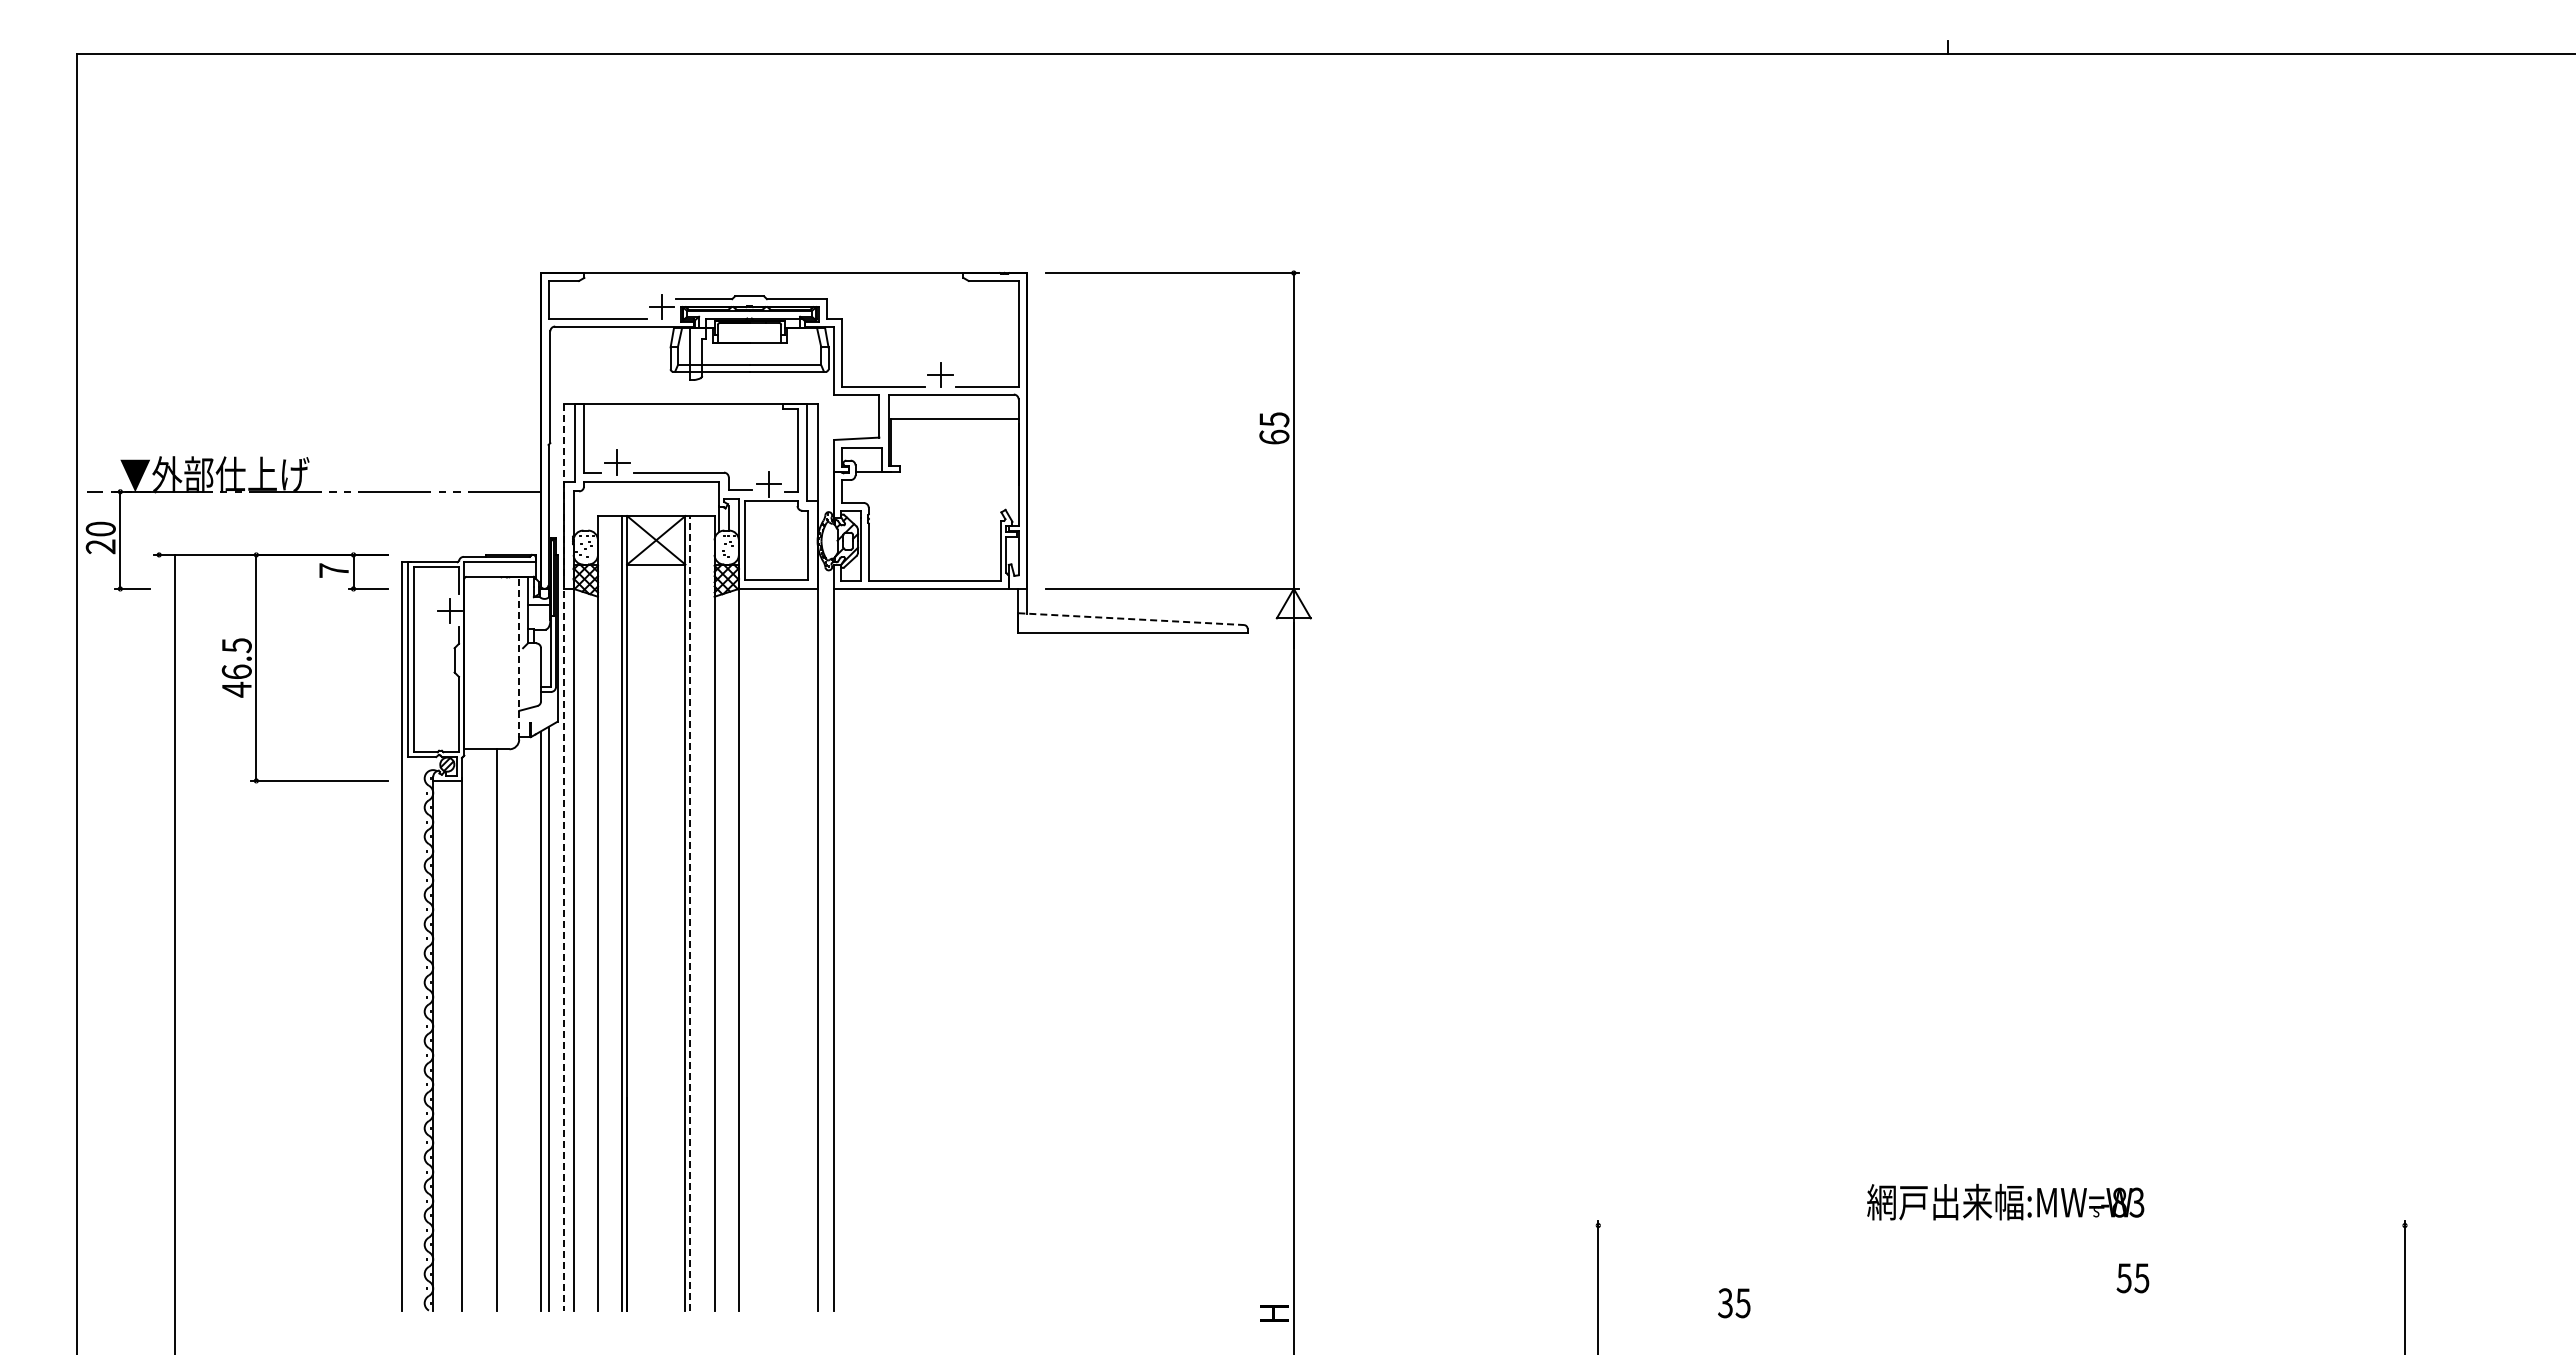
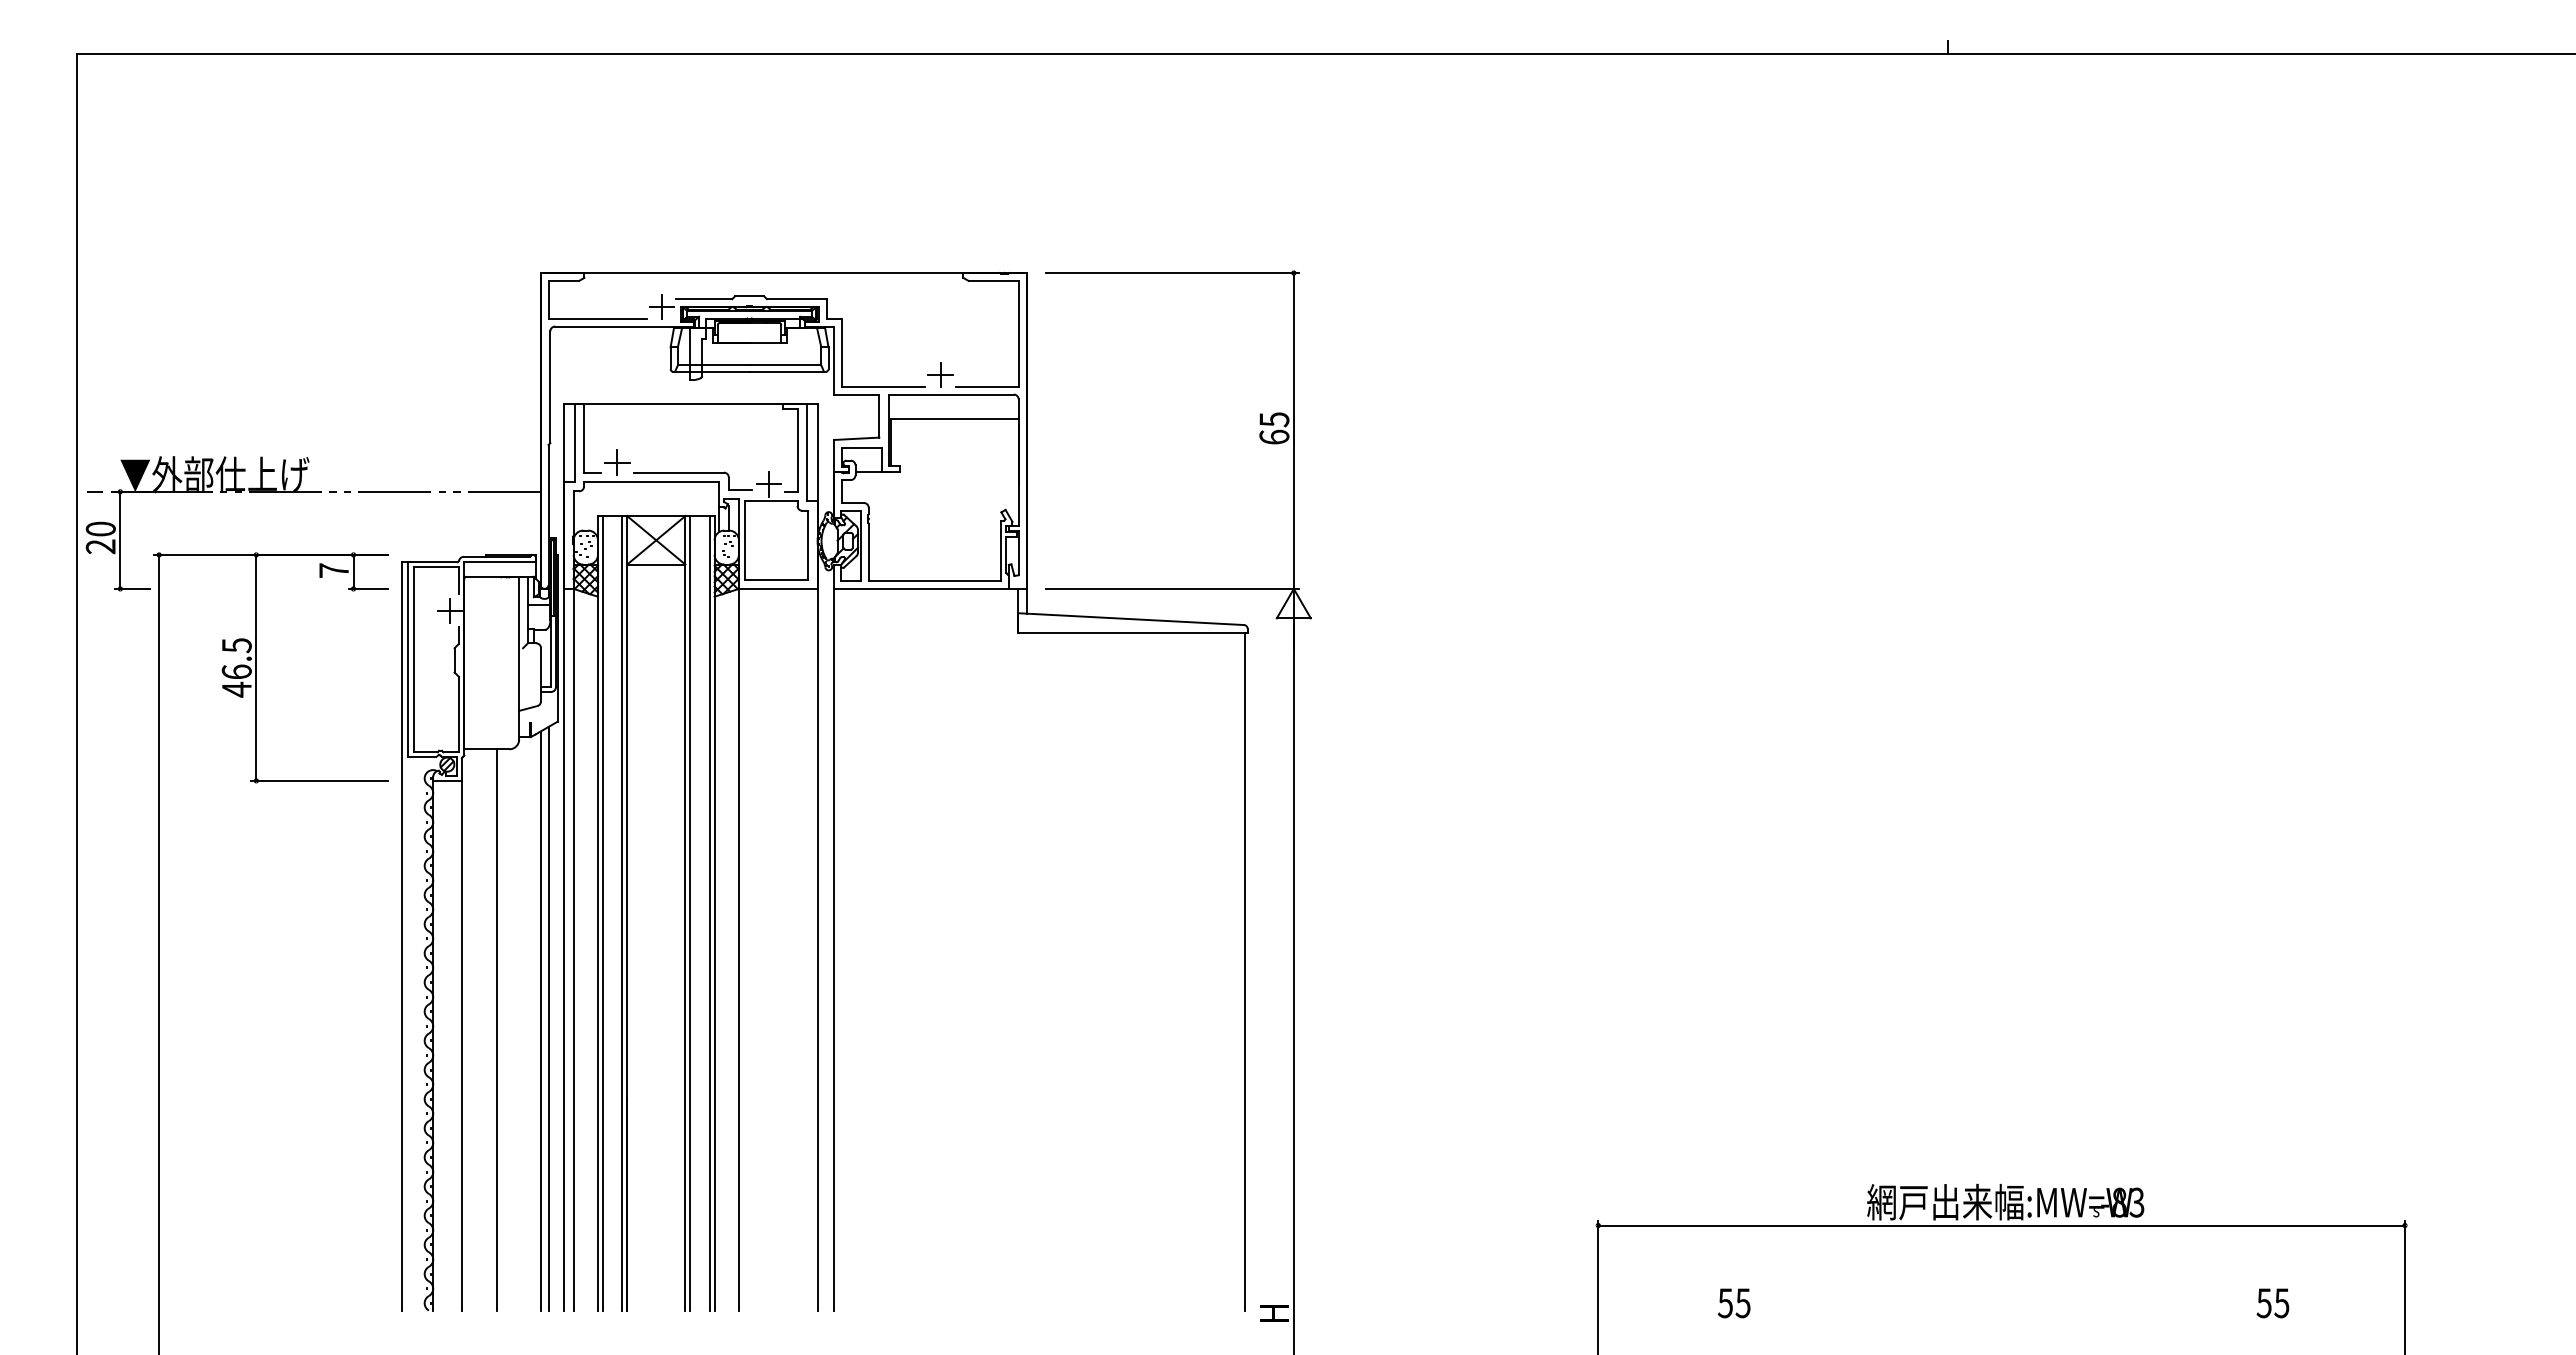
line: dashed -> solid (1131, 619)
line: dashed -> solid (519, 657)
line: dashed -> solid (563, 857)
line: dashed -> solid (690, 912)
line: none -> present (602, 913)
line: none -> present (709, 913)
line position: (175, 952) -> (159, 952) (159, 952)
line: none -> present (1245, 971)
line: none -> present (2001, 1225)
text position: (2132, 1278) -> (2272, 1303) (2272, 1303)
text: 35 -> 55 (1725, 1302)
